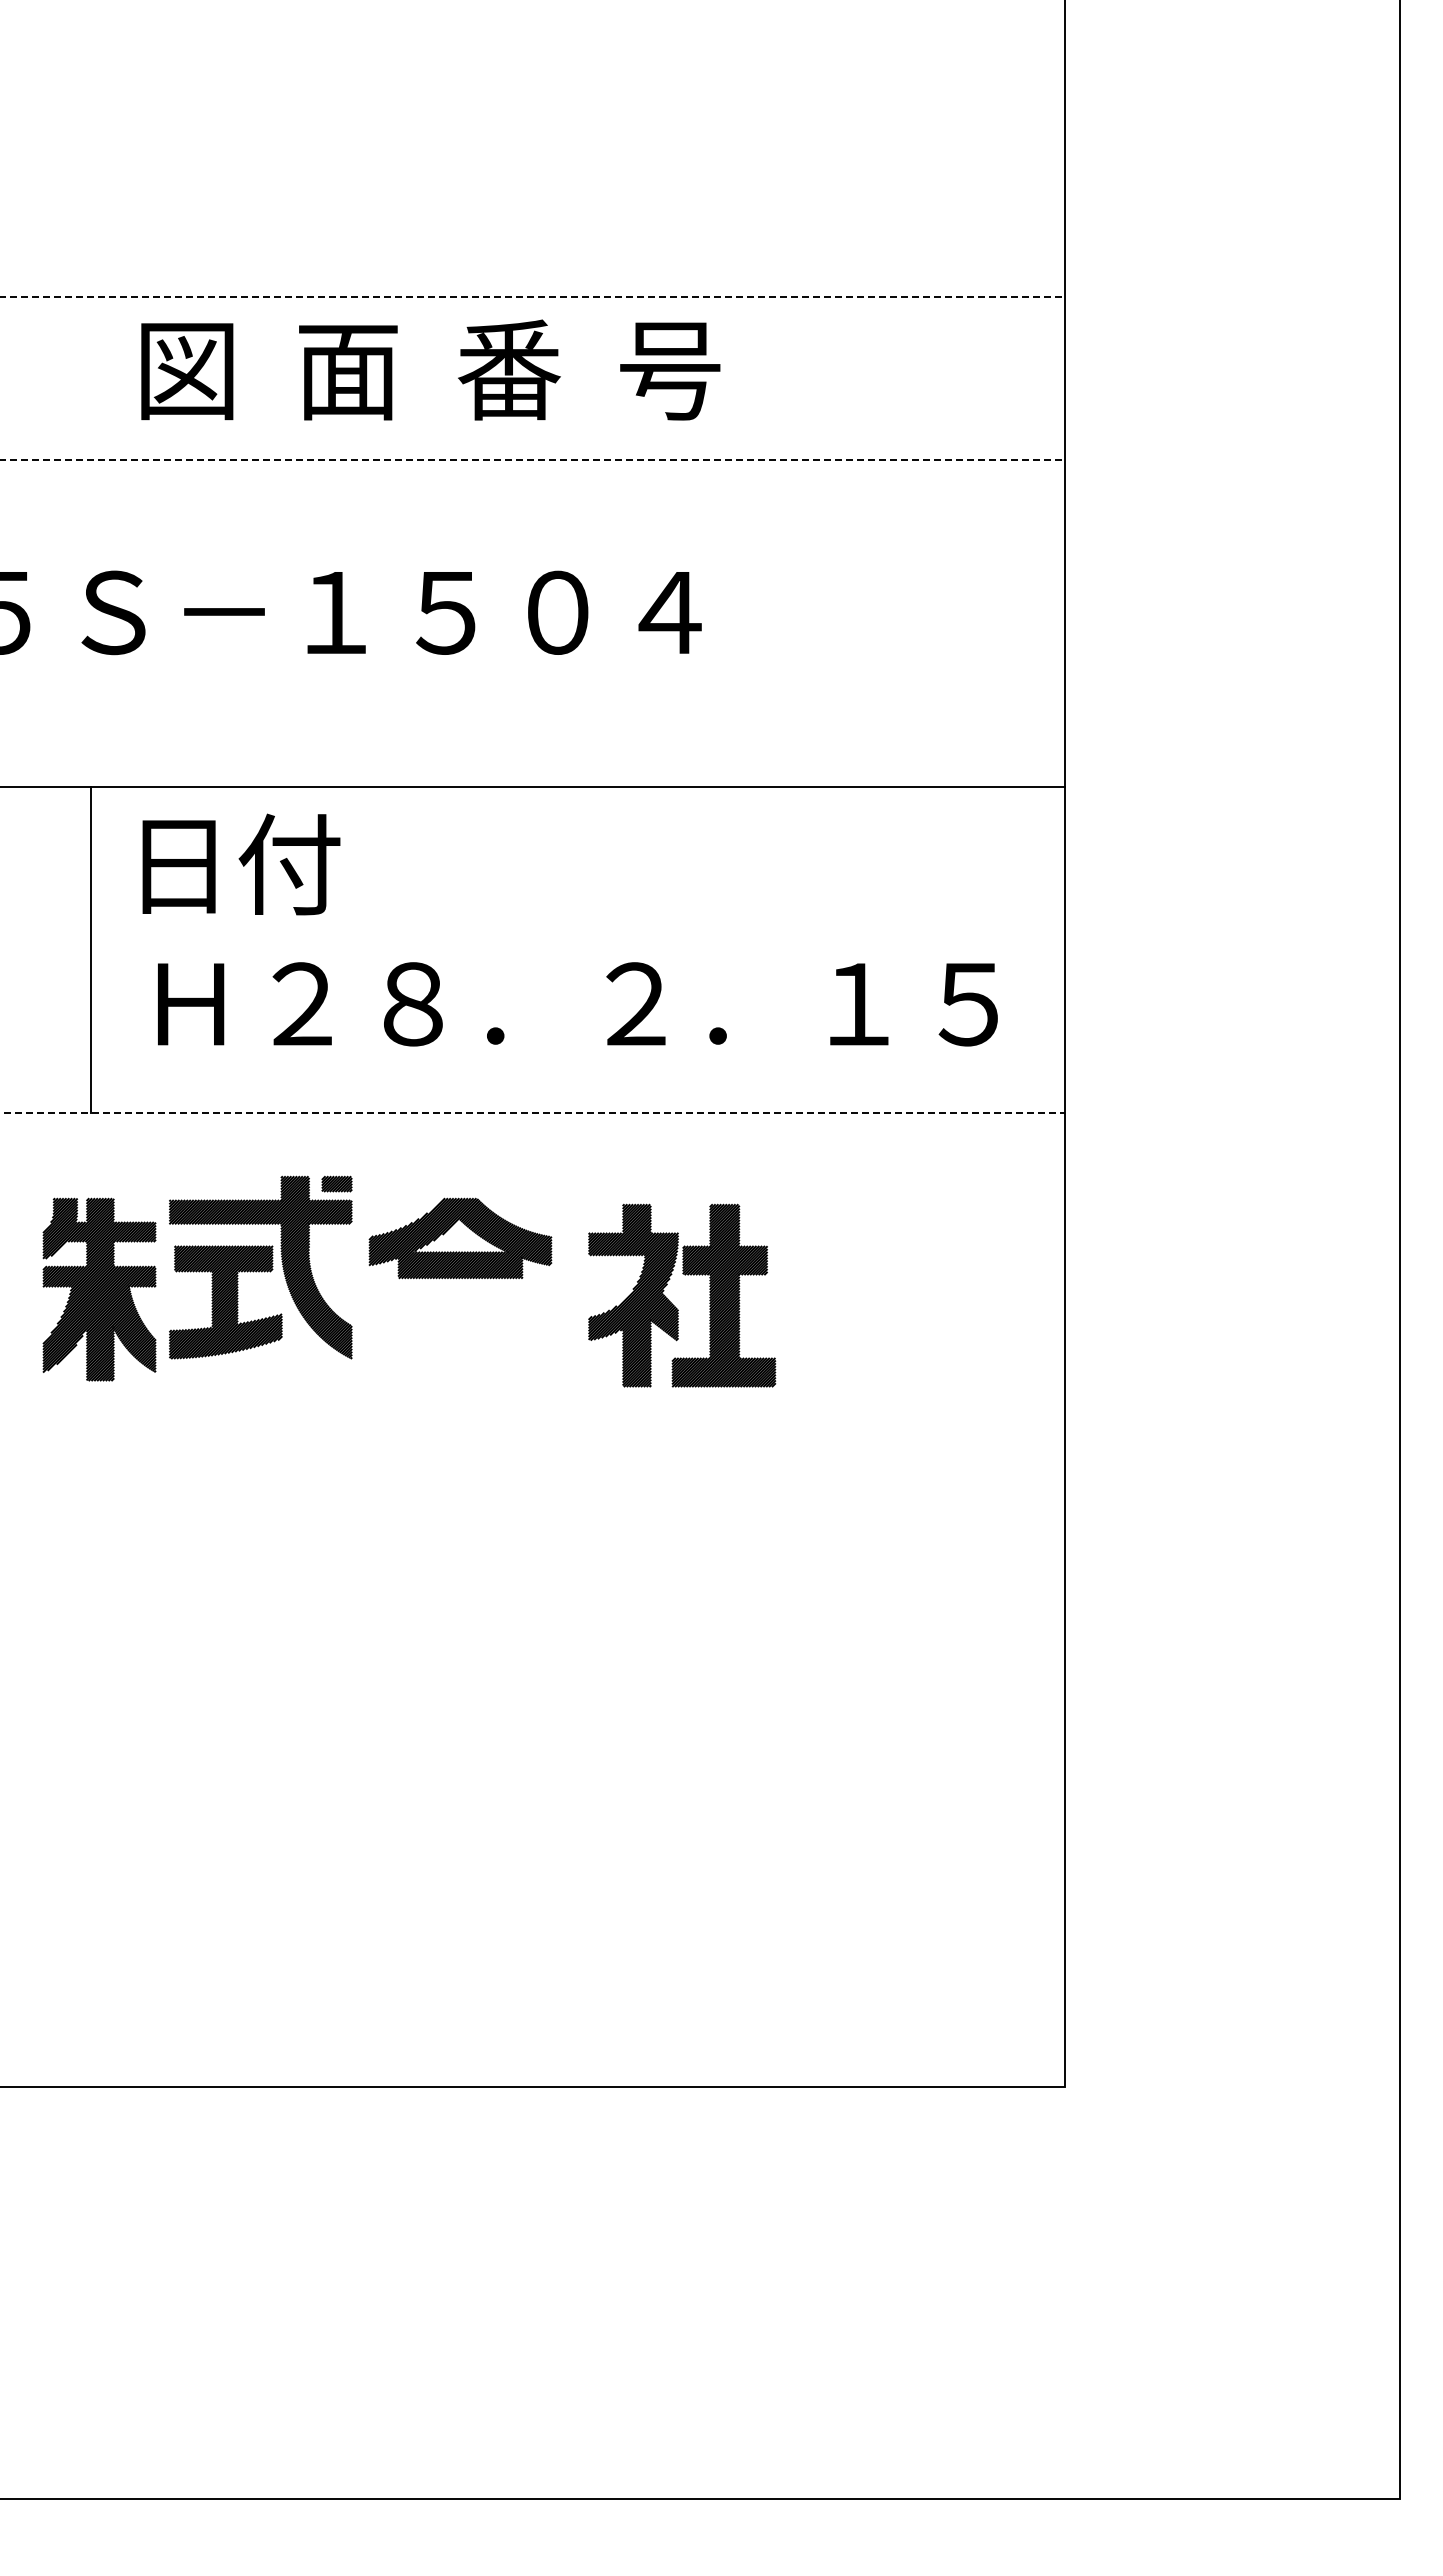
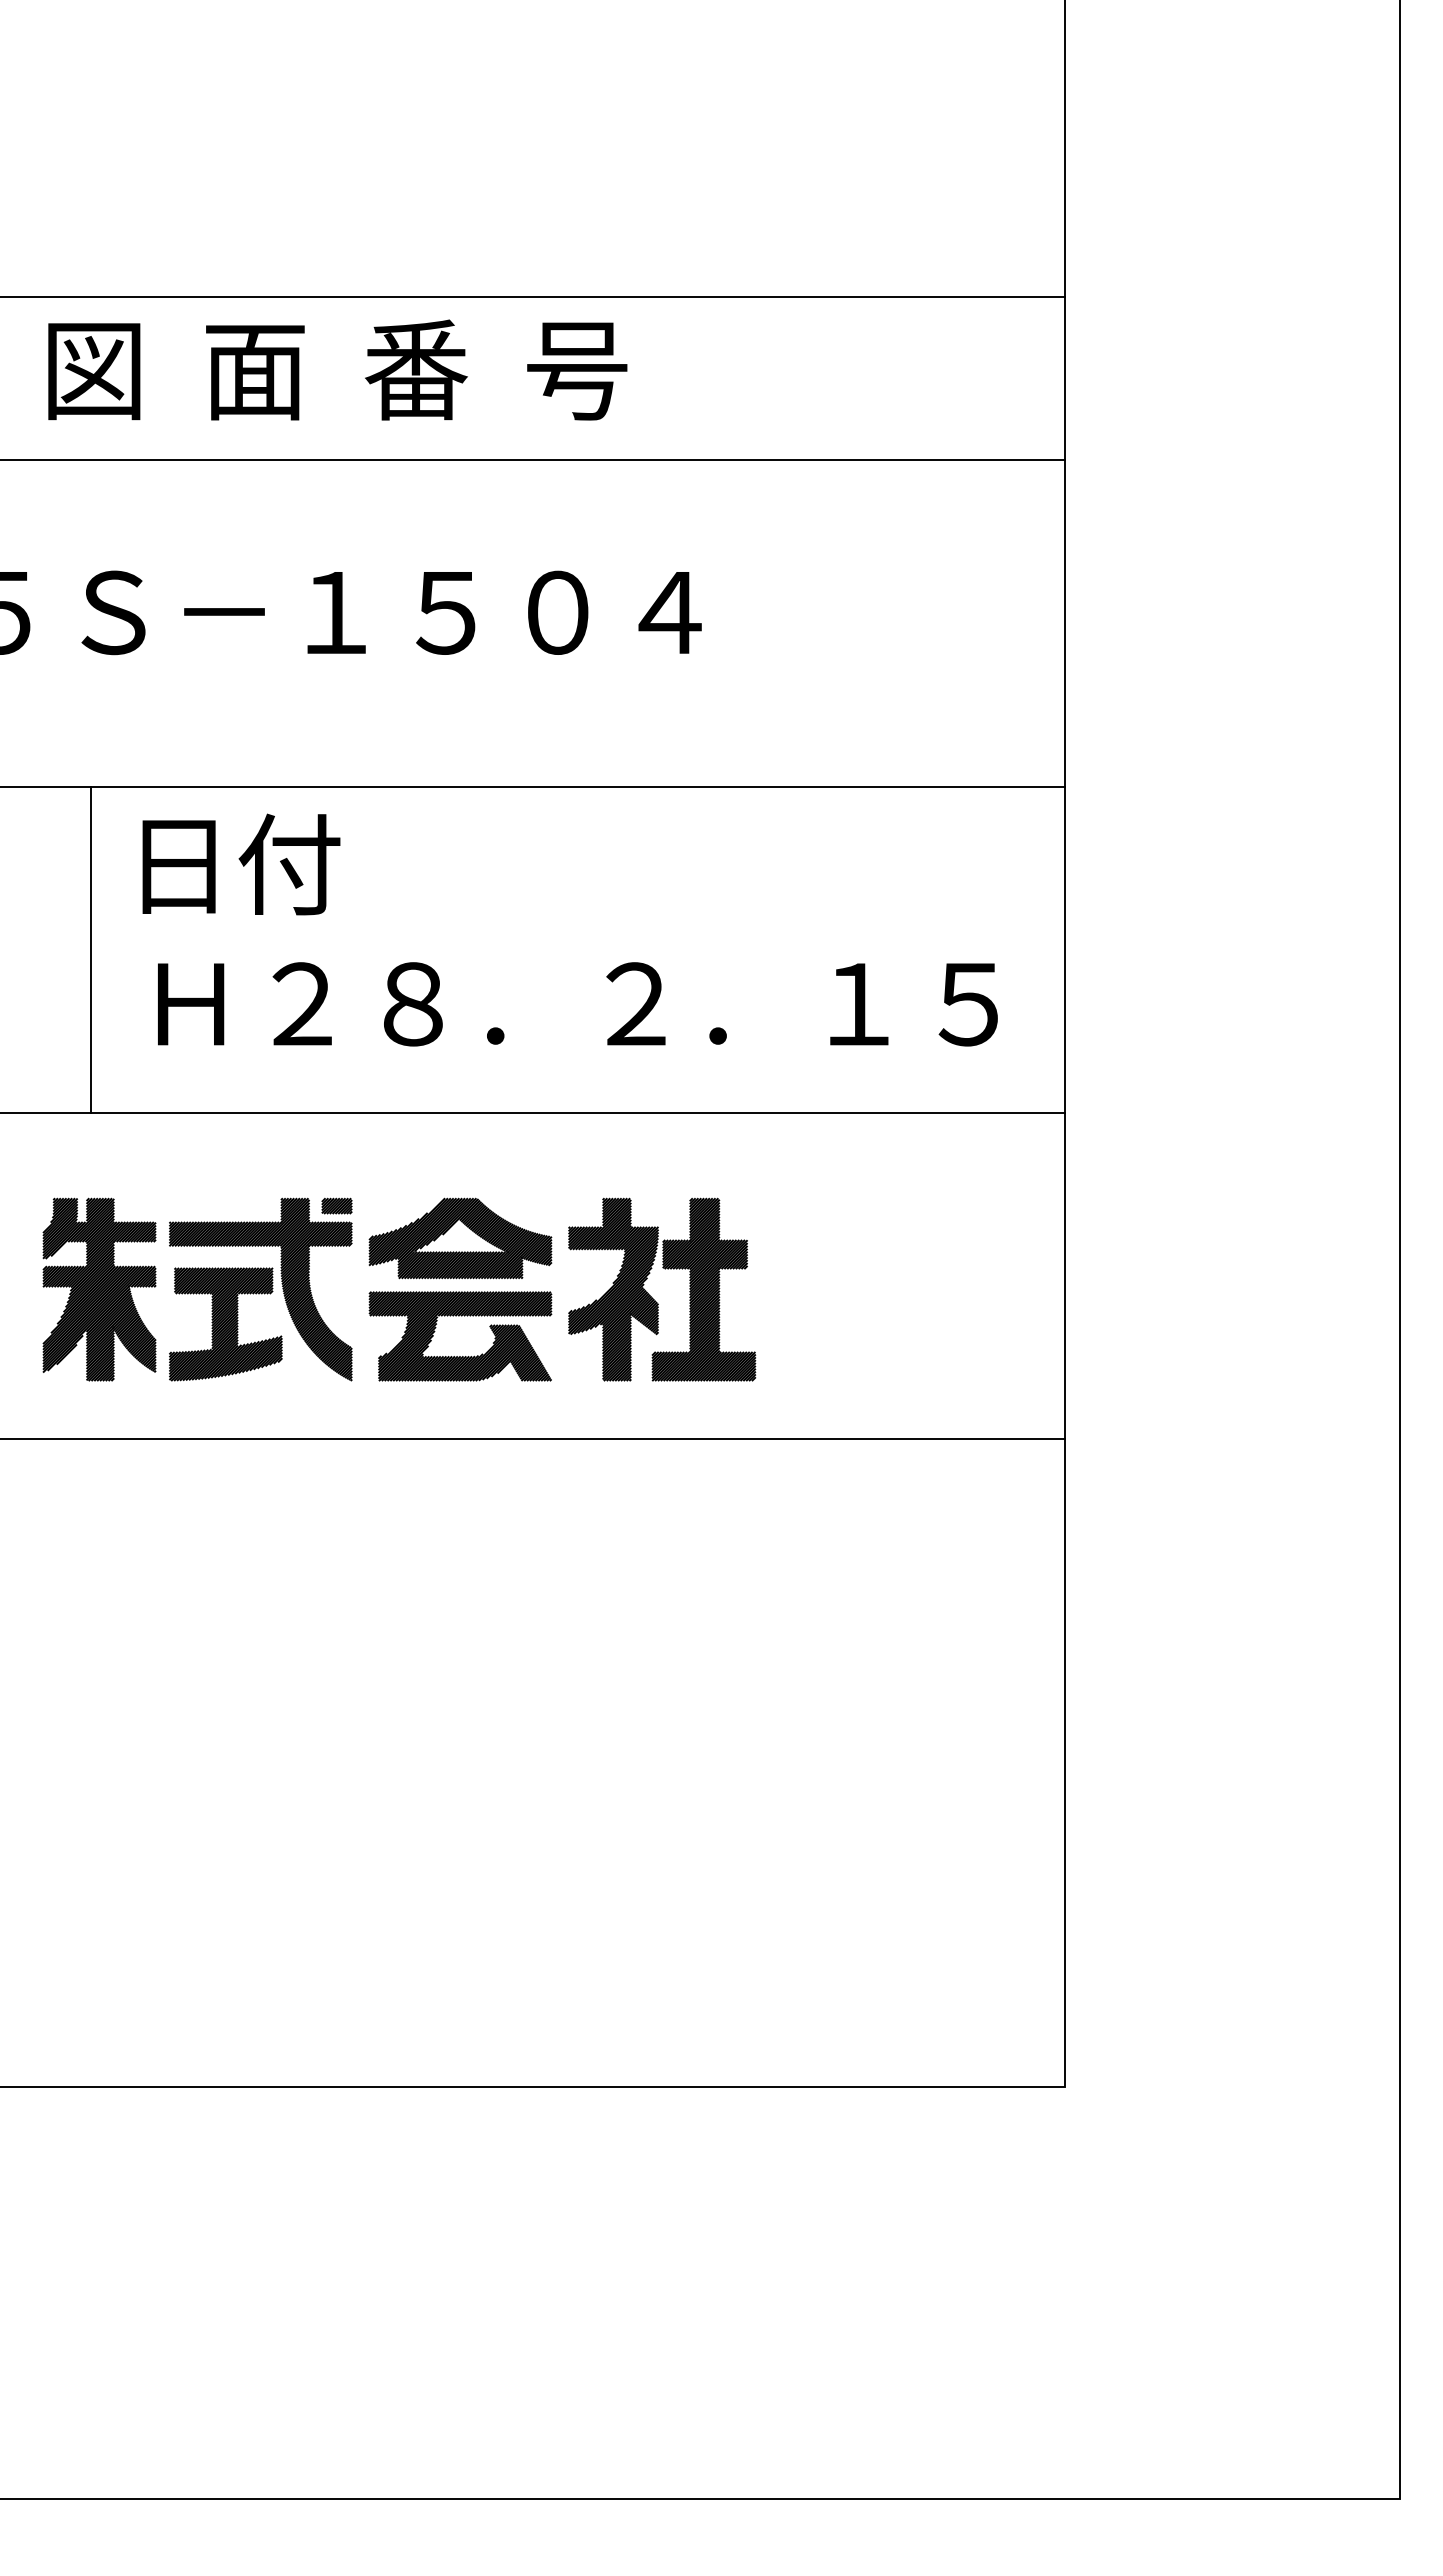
line: dashed -> solid (533, 297)
text position: (430, 369) -> (337, 369) (337, 369)
line: dashed -> solid (533, 460)
line: dashed -> solid (533, 1112)
part position: (260, 1267) -> (260, 1289) (260, 1289)
part position: (673, 1304) -> (653, 1298) (653, 1298)
part: none -> present (460, 1356)
line: none -> present (533, 1438)
